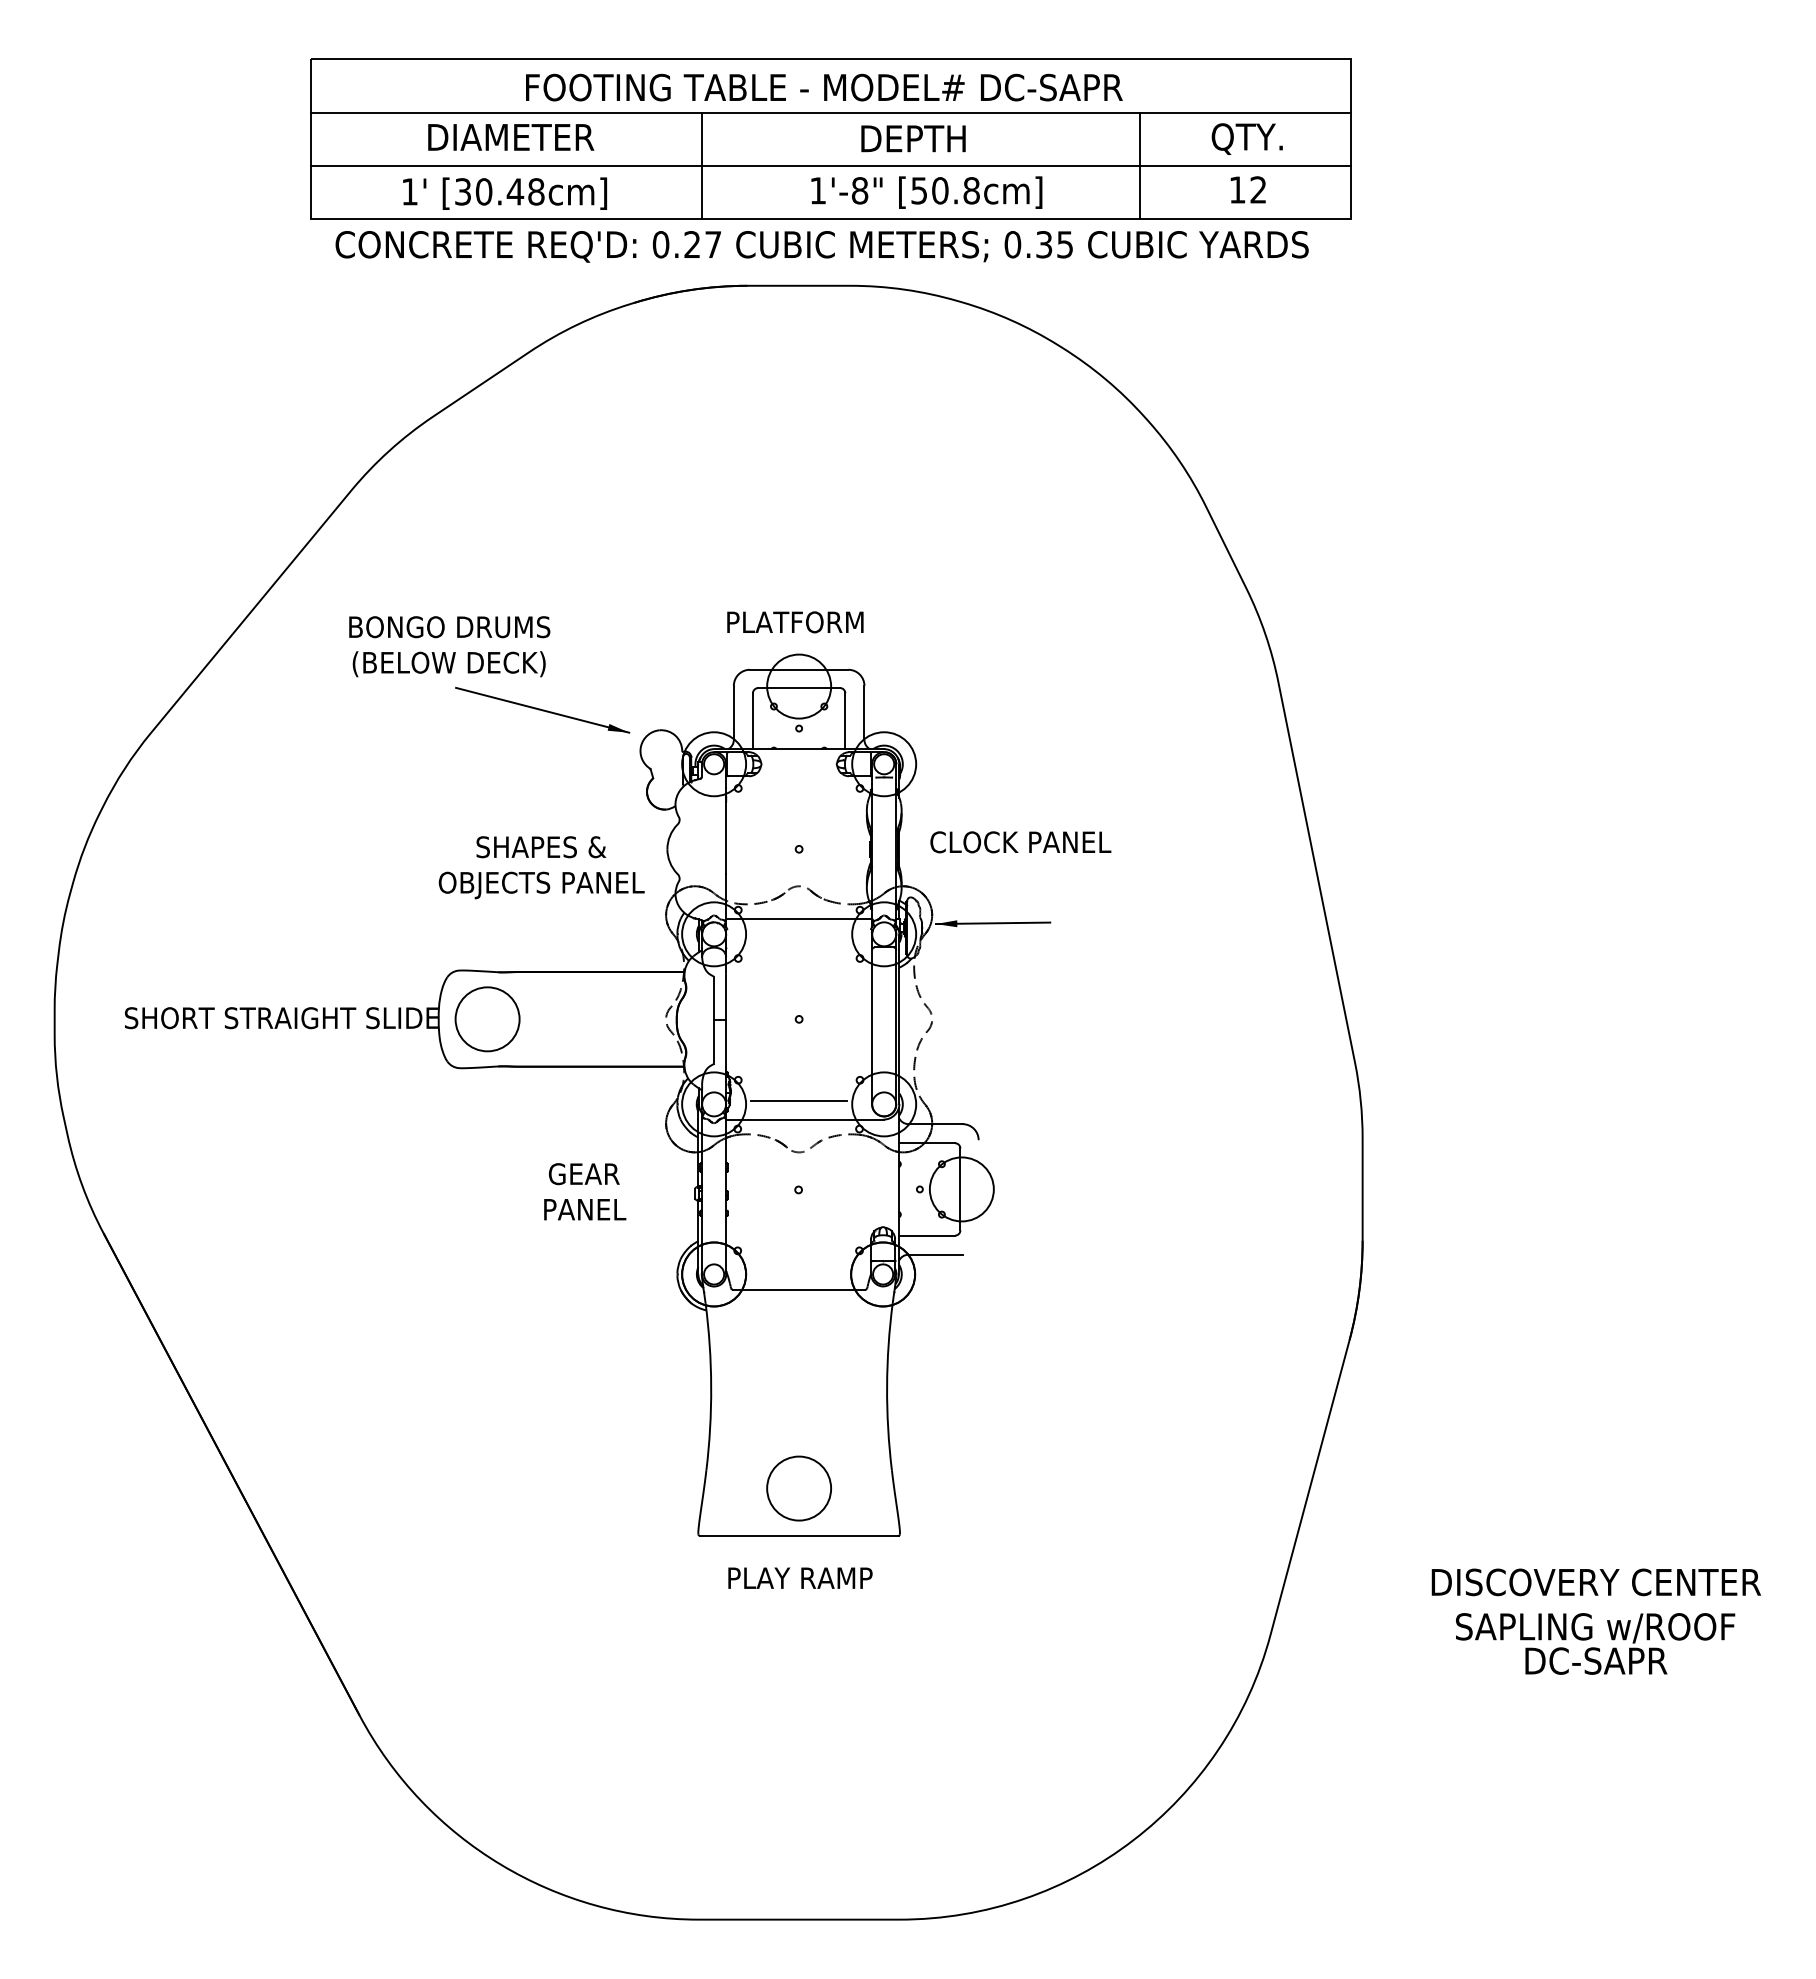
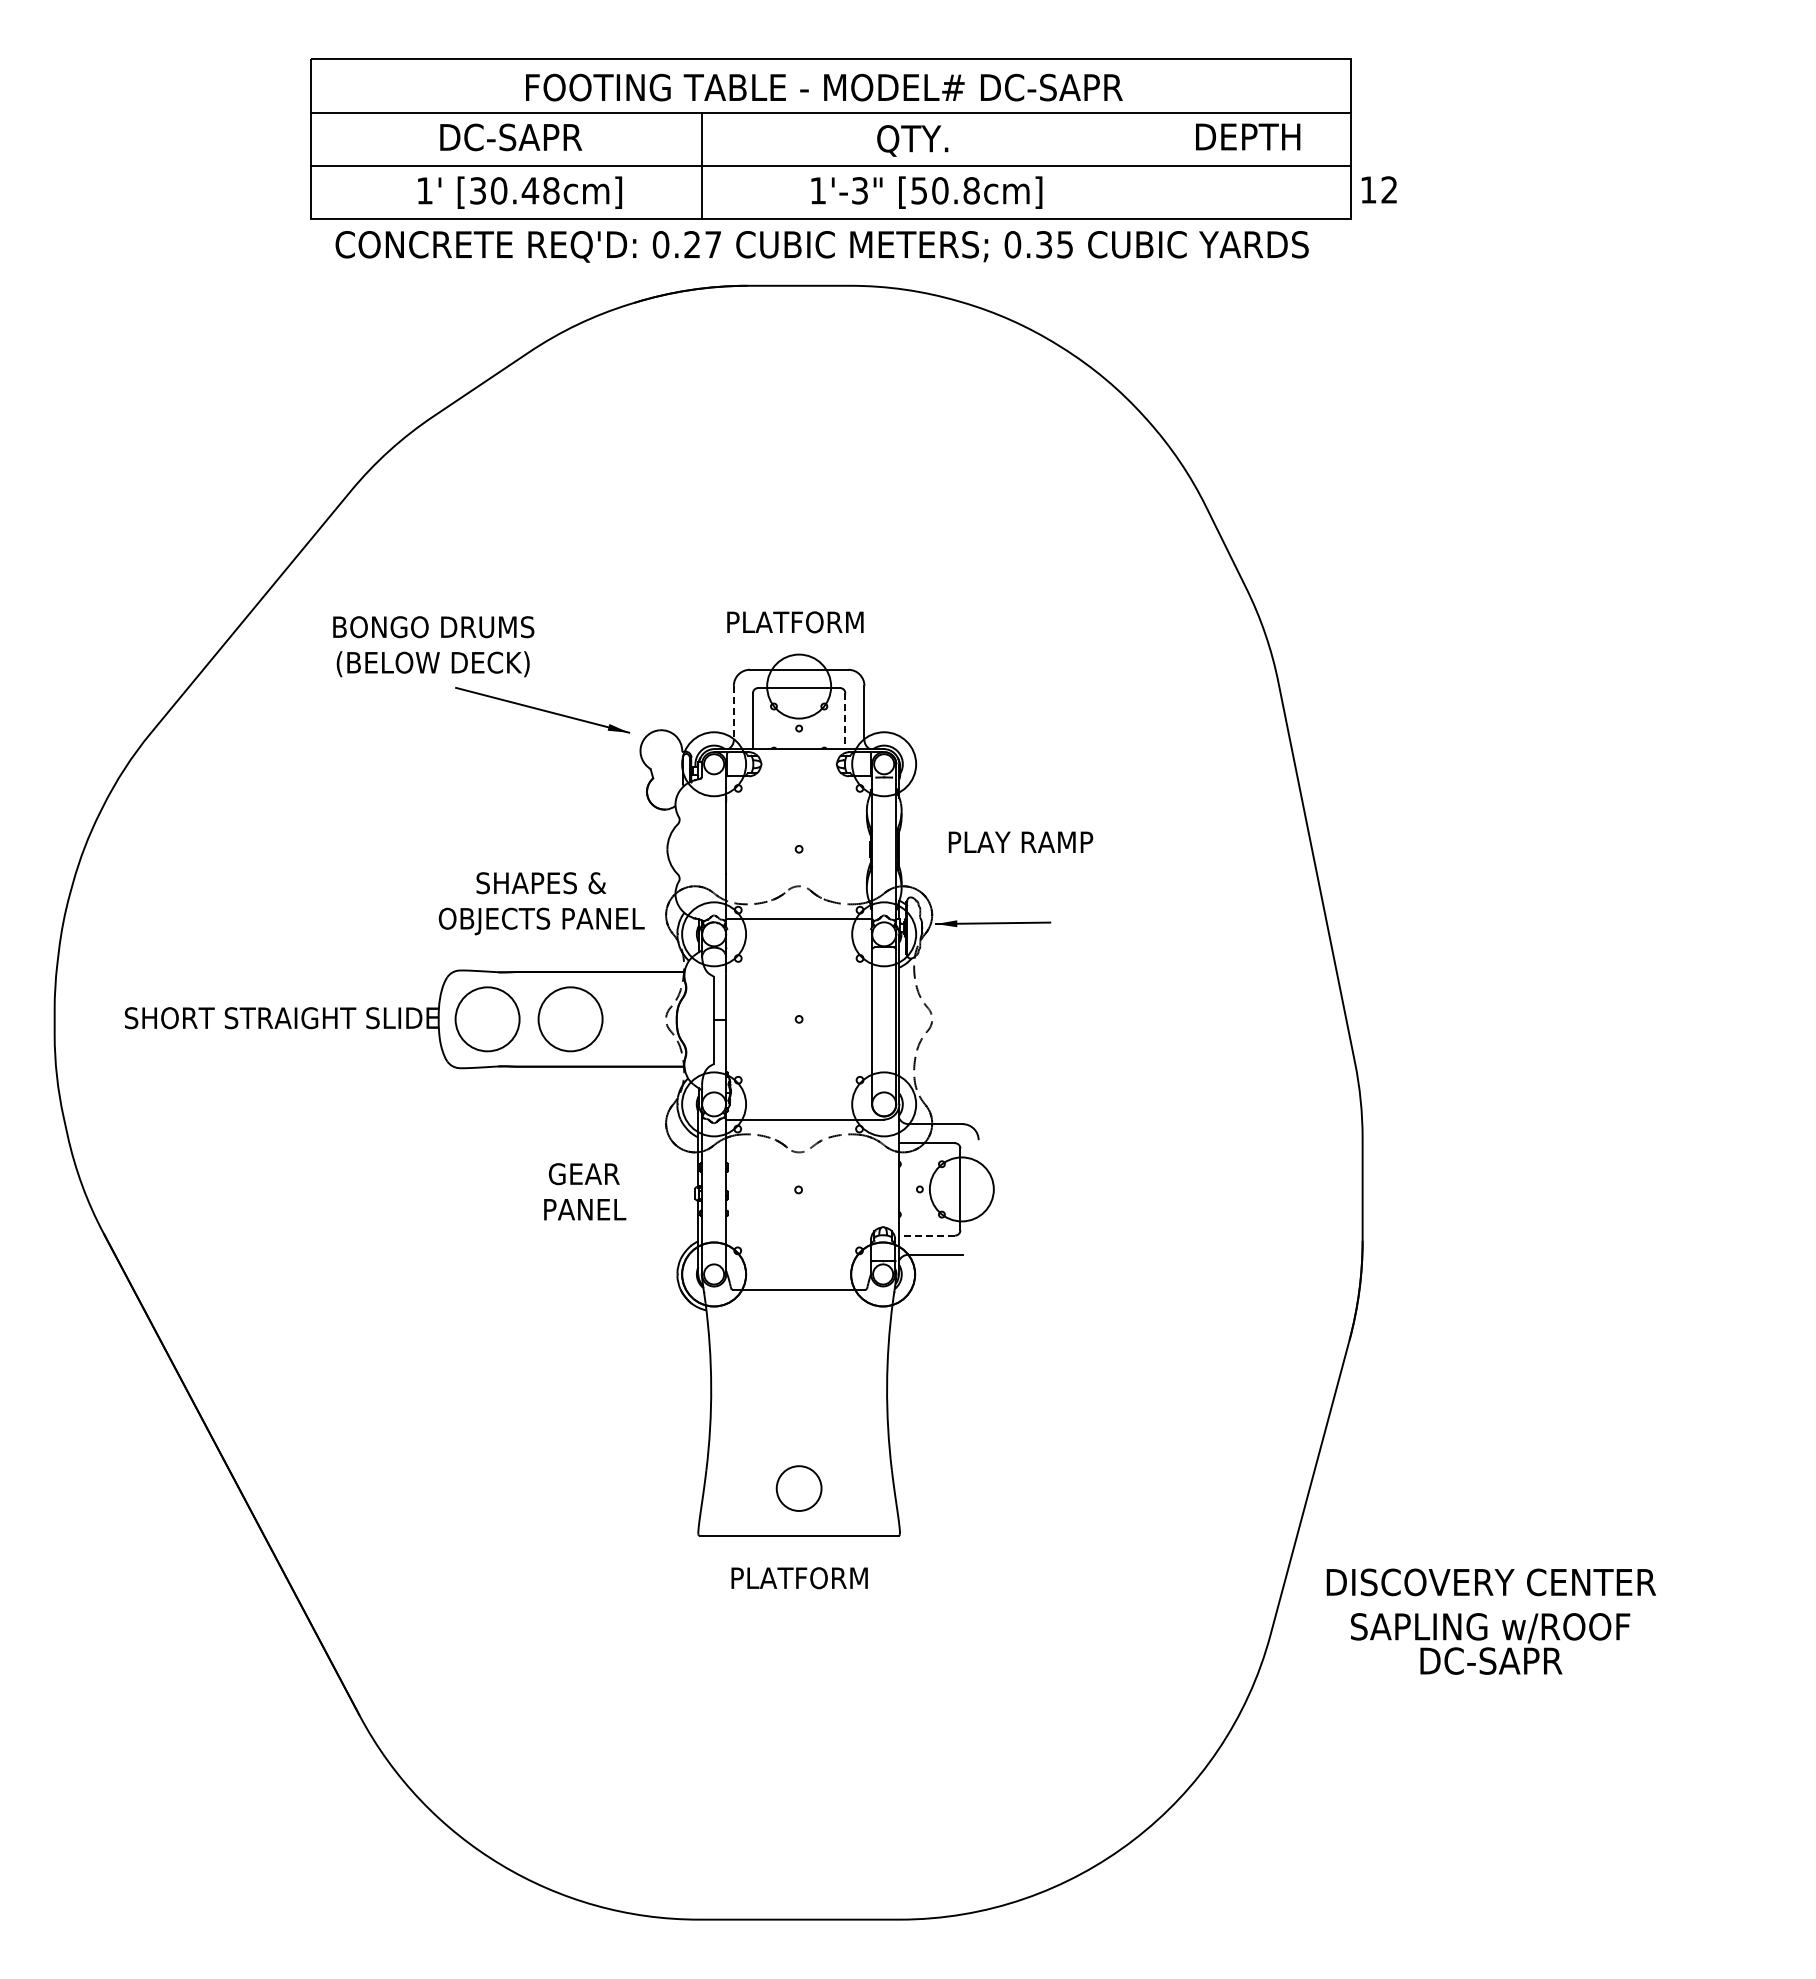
text: DIAMETER -> DC-SAPR (511, 137)
text: QTY. -> DEPTH (1248, 138)
text: DEPTH -> QTY. (913, 140)
line: present -> none (1140, 165)
text position: (1247, 189) -> (1378, 189) (1378, 189)
text: 1'-8" -> 1'-3" (859, 190)
text position: (505, 193) -> (520, 192) (520, 192)
text position: (449, 646) -> (433, 646) (433, 646)
line: solid -> dashed (733, 713)
line: solid -> dashed (845, 721)
text: CLOCK PANEL -> PLAY RAMP (1020, 842)
text position: (541, 867) -> (541, 903) (541, 903)
circle: none -> present (570, 1019)
line: present -> none (799, 1100)
line: solid -> dashed (926, 1235)
circle diameter: 64 px -> 45 px (798, 1488)
text: PLAY RAMP -> PLATFORM (800, 1578)
text position: (1595, 1621) -> (1490, 1621) (1490, 1621)
